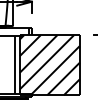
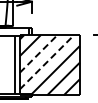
line: solid -> dashed (38, 54)
line: solid -> dashed (47, 62)
